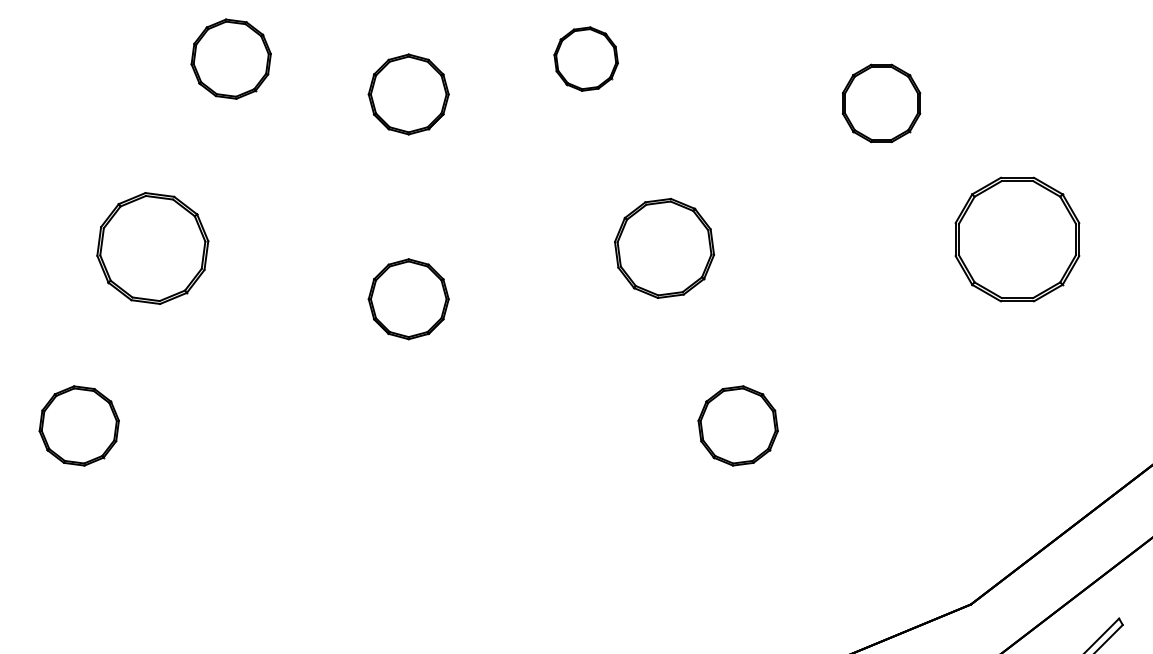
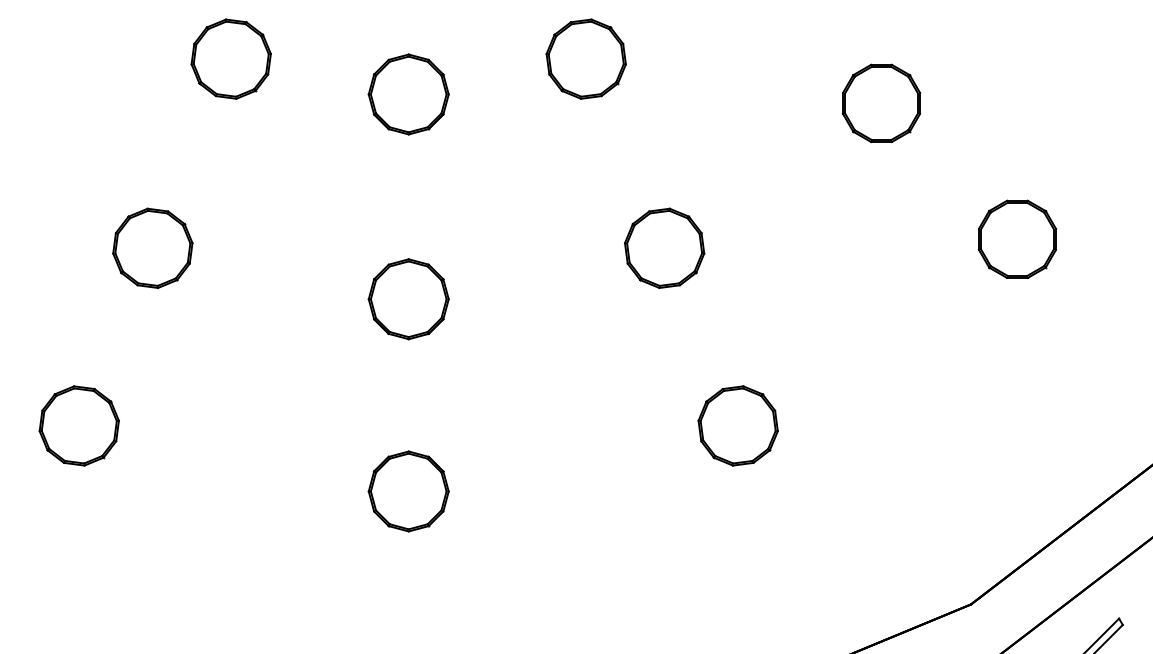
part size: 66x66 px -> 82x82 px (585, 58)
part size: 127x127 px -> 81x80 px (1017, 238)
part size: 102x102 px -> 82x82 px (664, 247)
part size: 114x113 px -> 82x82 px (152, 247)
part: none -> present (408, 491)
